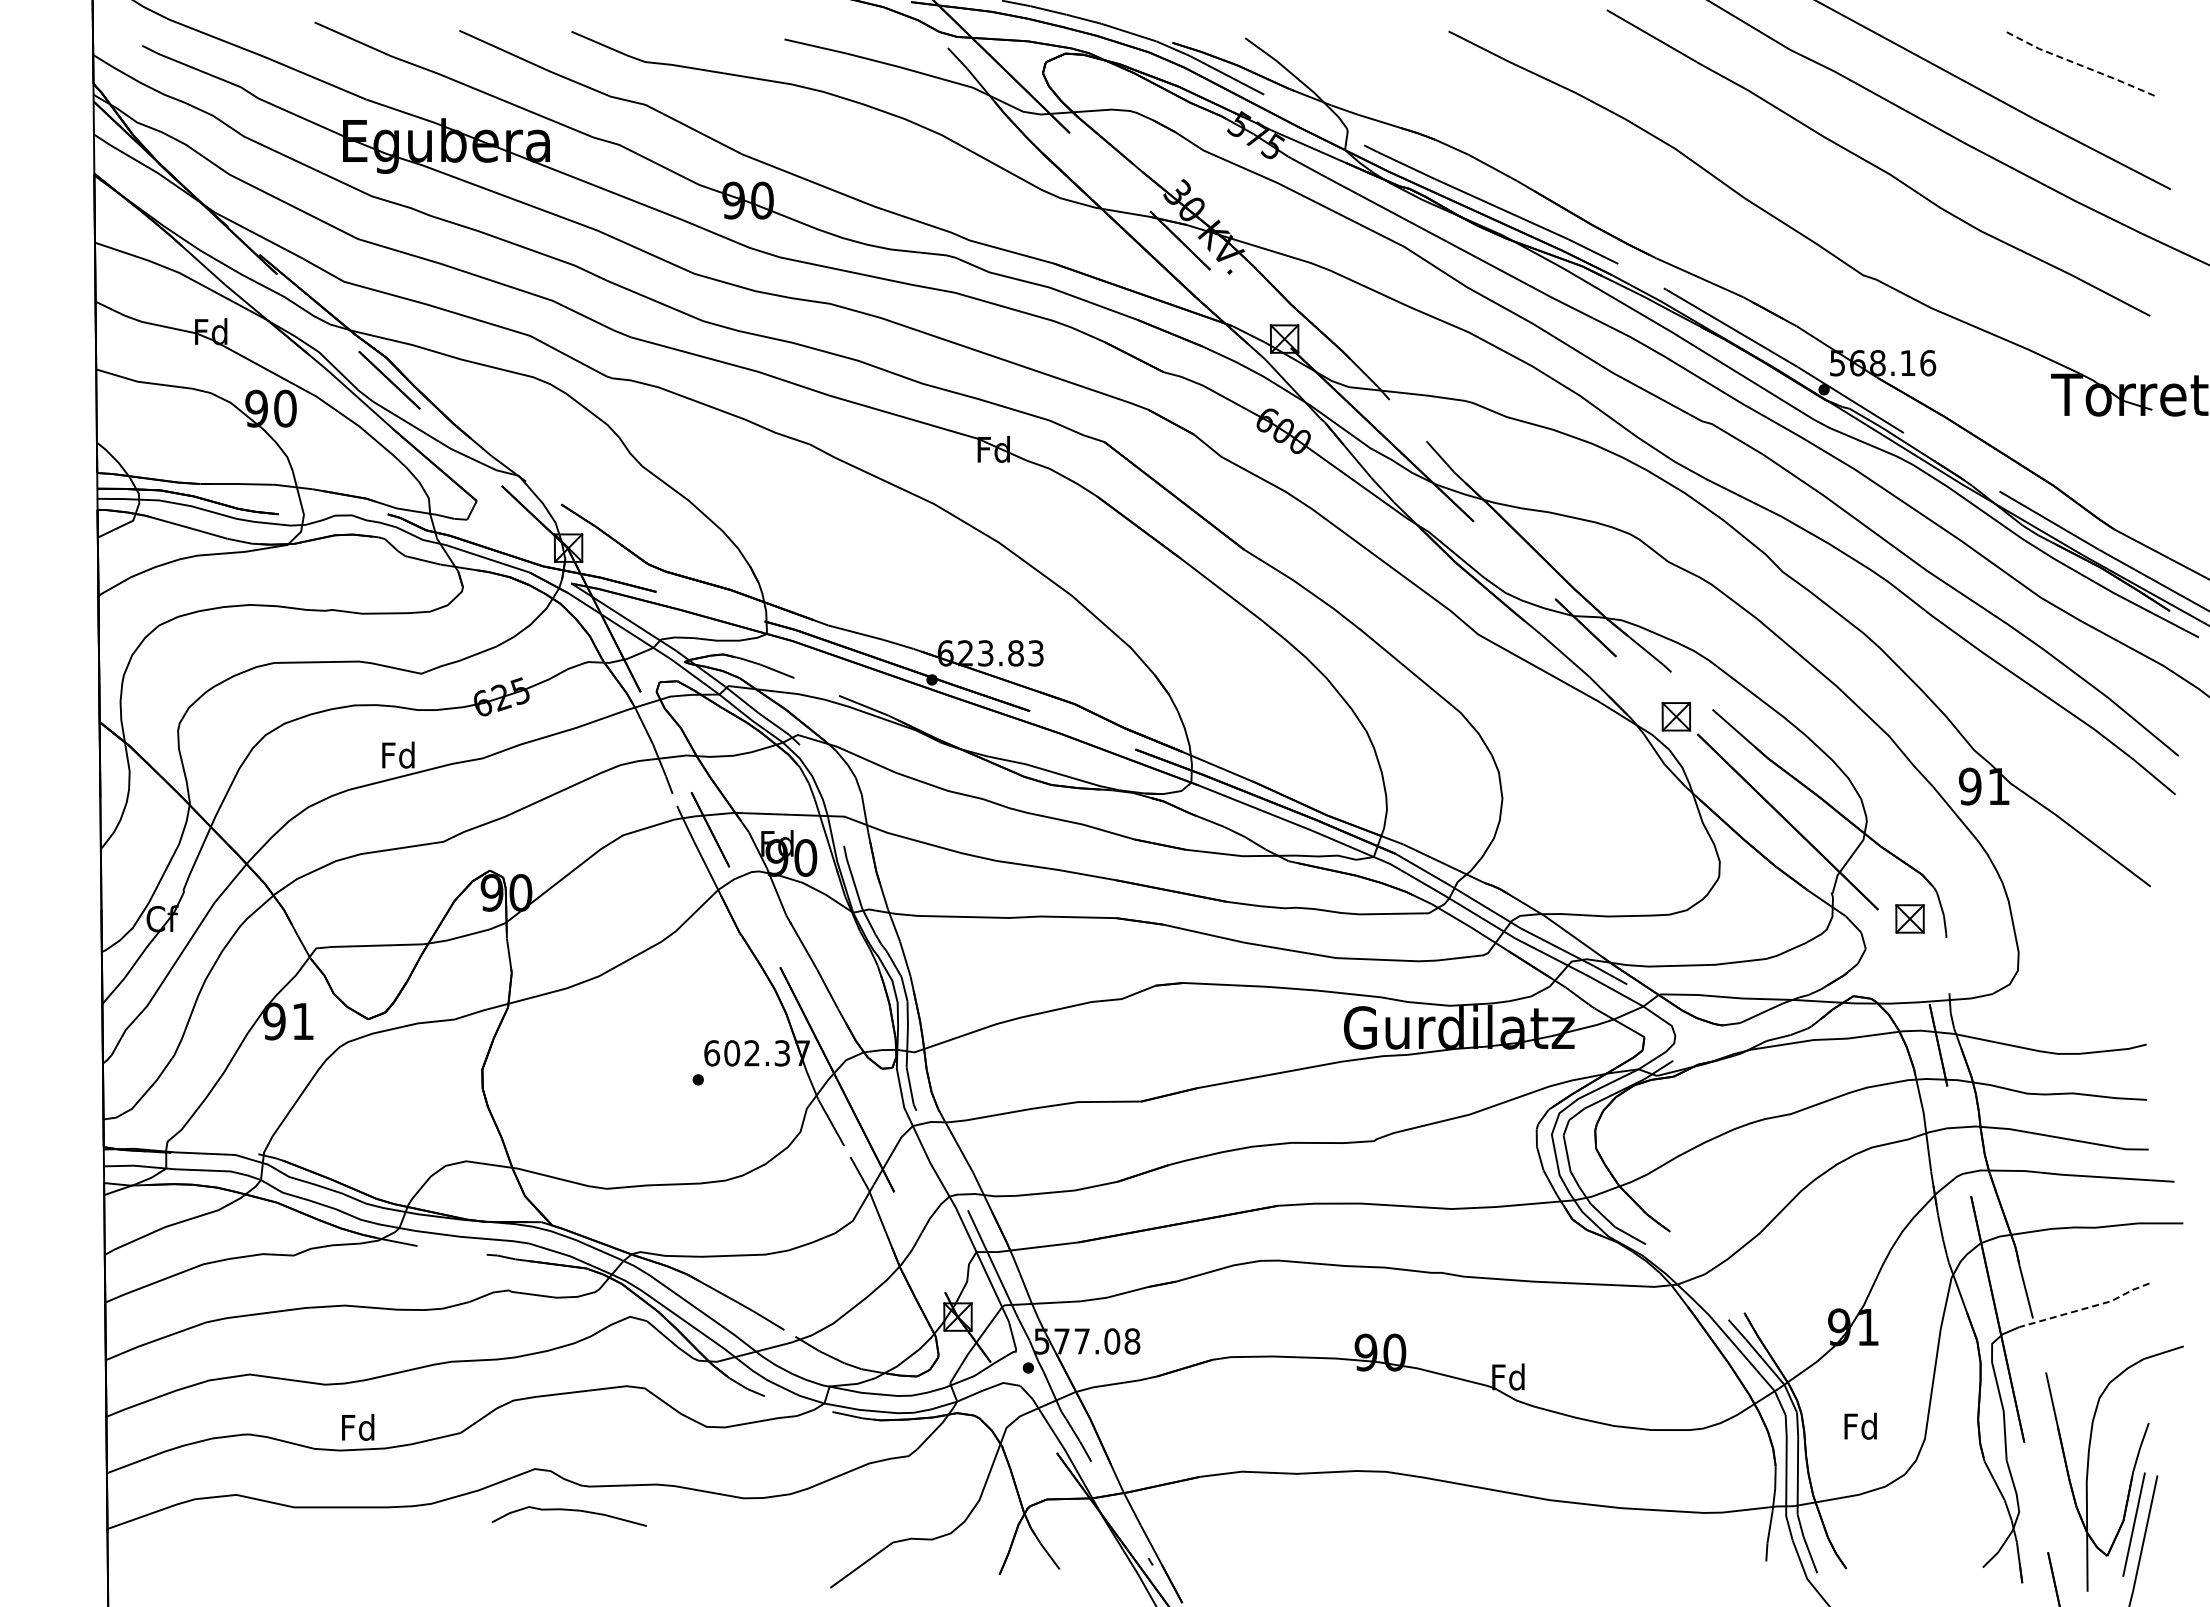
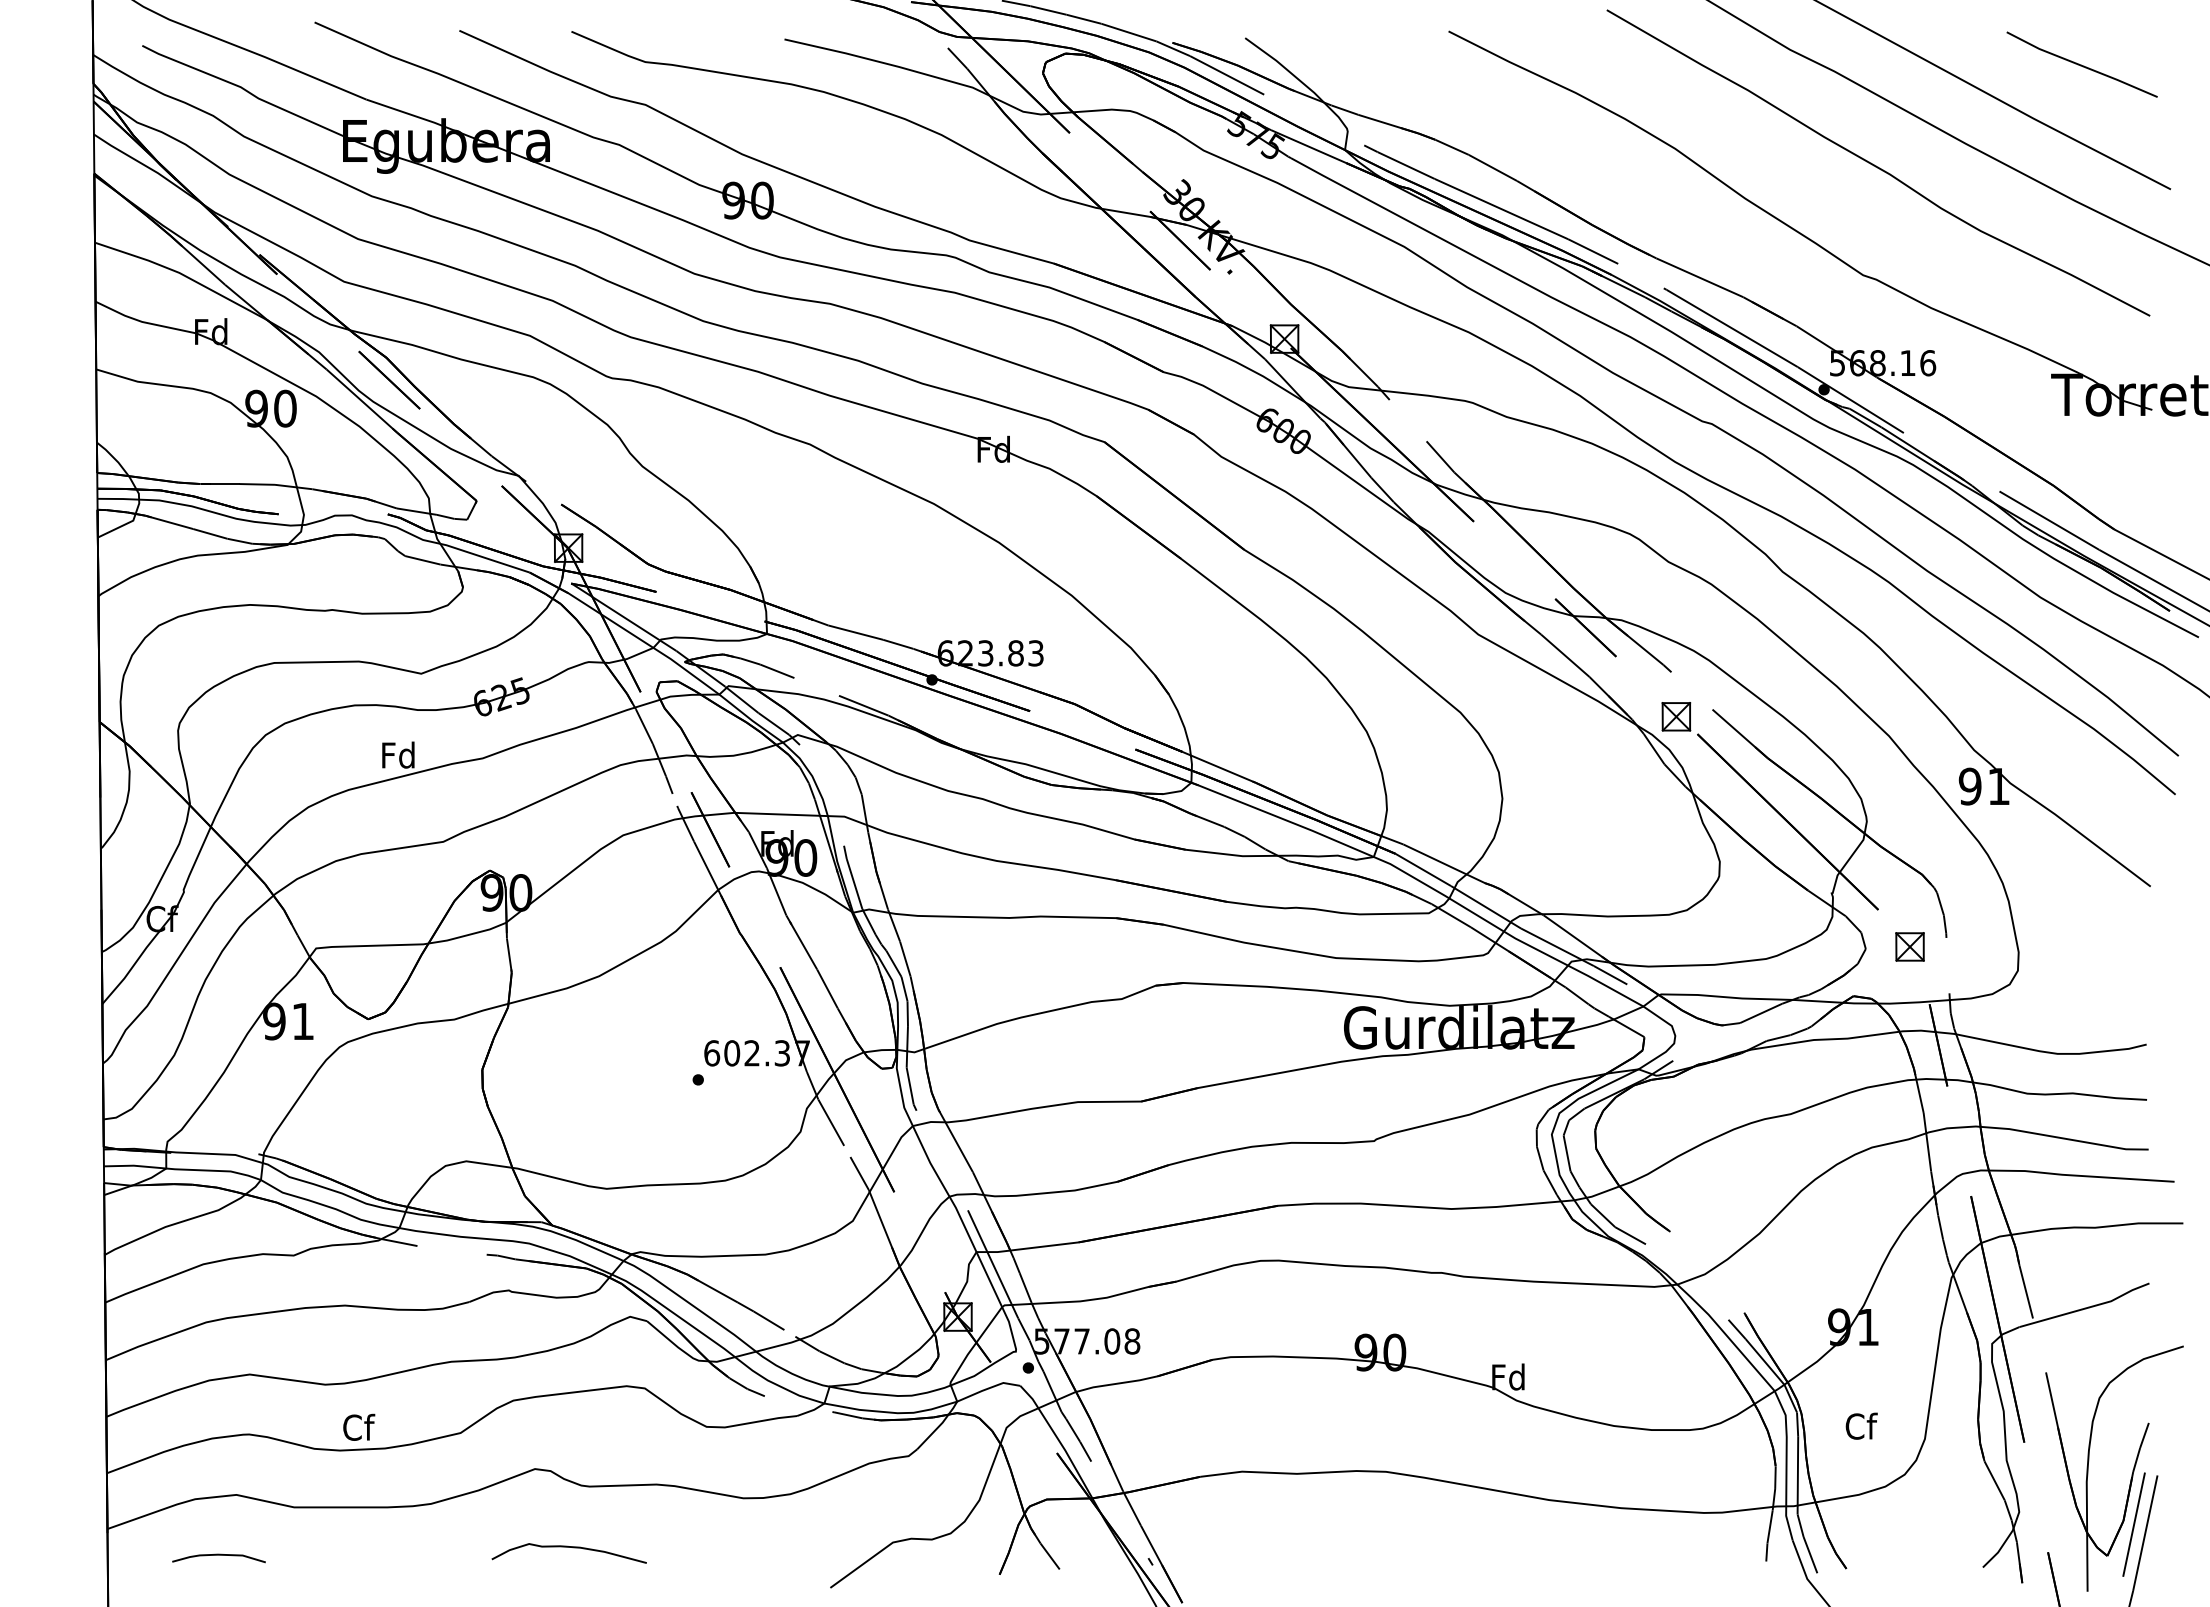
line: dashed -> solid (2081, 65)
part position: (1909, 918) -> (1909, 946) (1909, 946)
line: dashed -> solid (2086, 1308)
text: Fd -> Cf (1860, 1425)
text: Fd -> Cf (358, 1426)
curve position: (568, 1510) -> (568, 1547) (568, 1547)
curve: none -> present (218, 1555)
